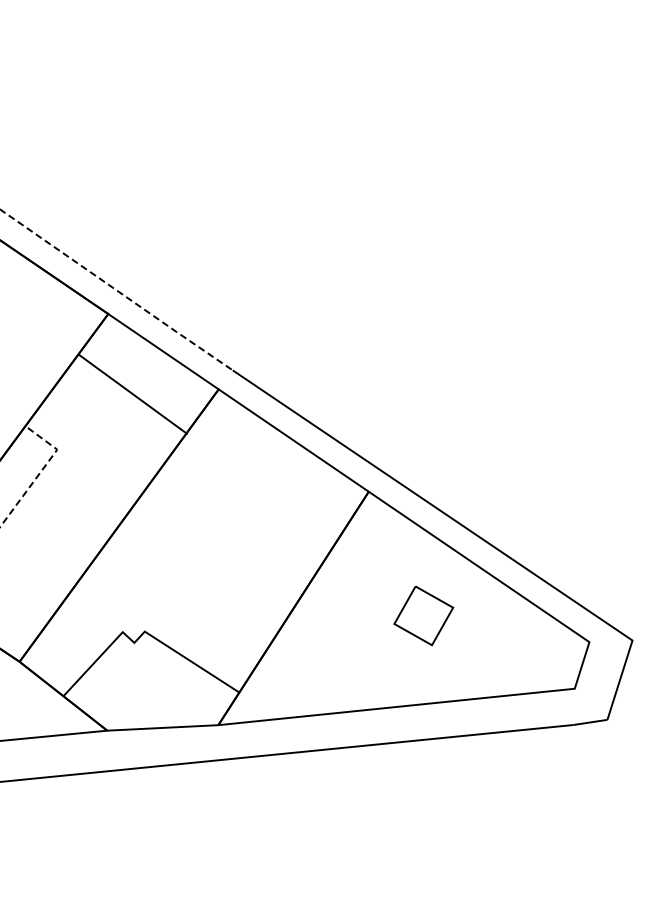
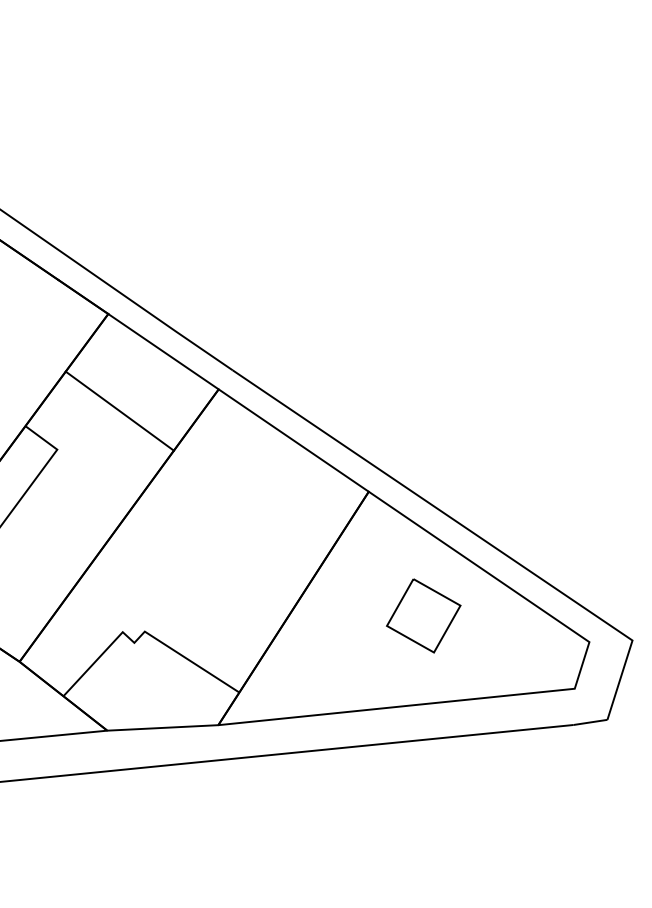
line: dashed -> solid (117, 290)
line position: (132, 393) -> (119, 410) (119, 410)
line: dashed -> solid (41, 471)
part size: 62x62 px -> 76x76 px (423, 615)
